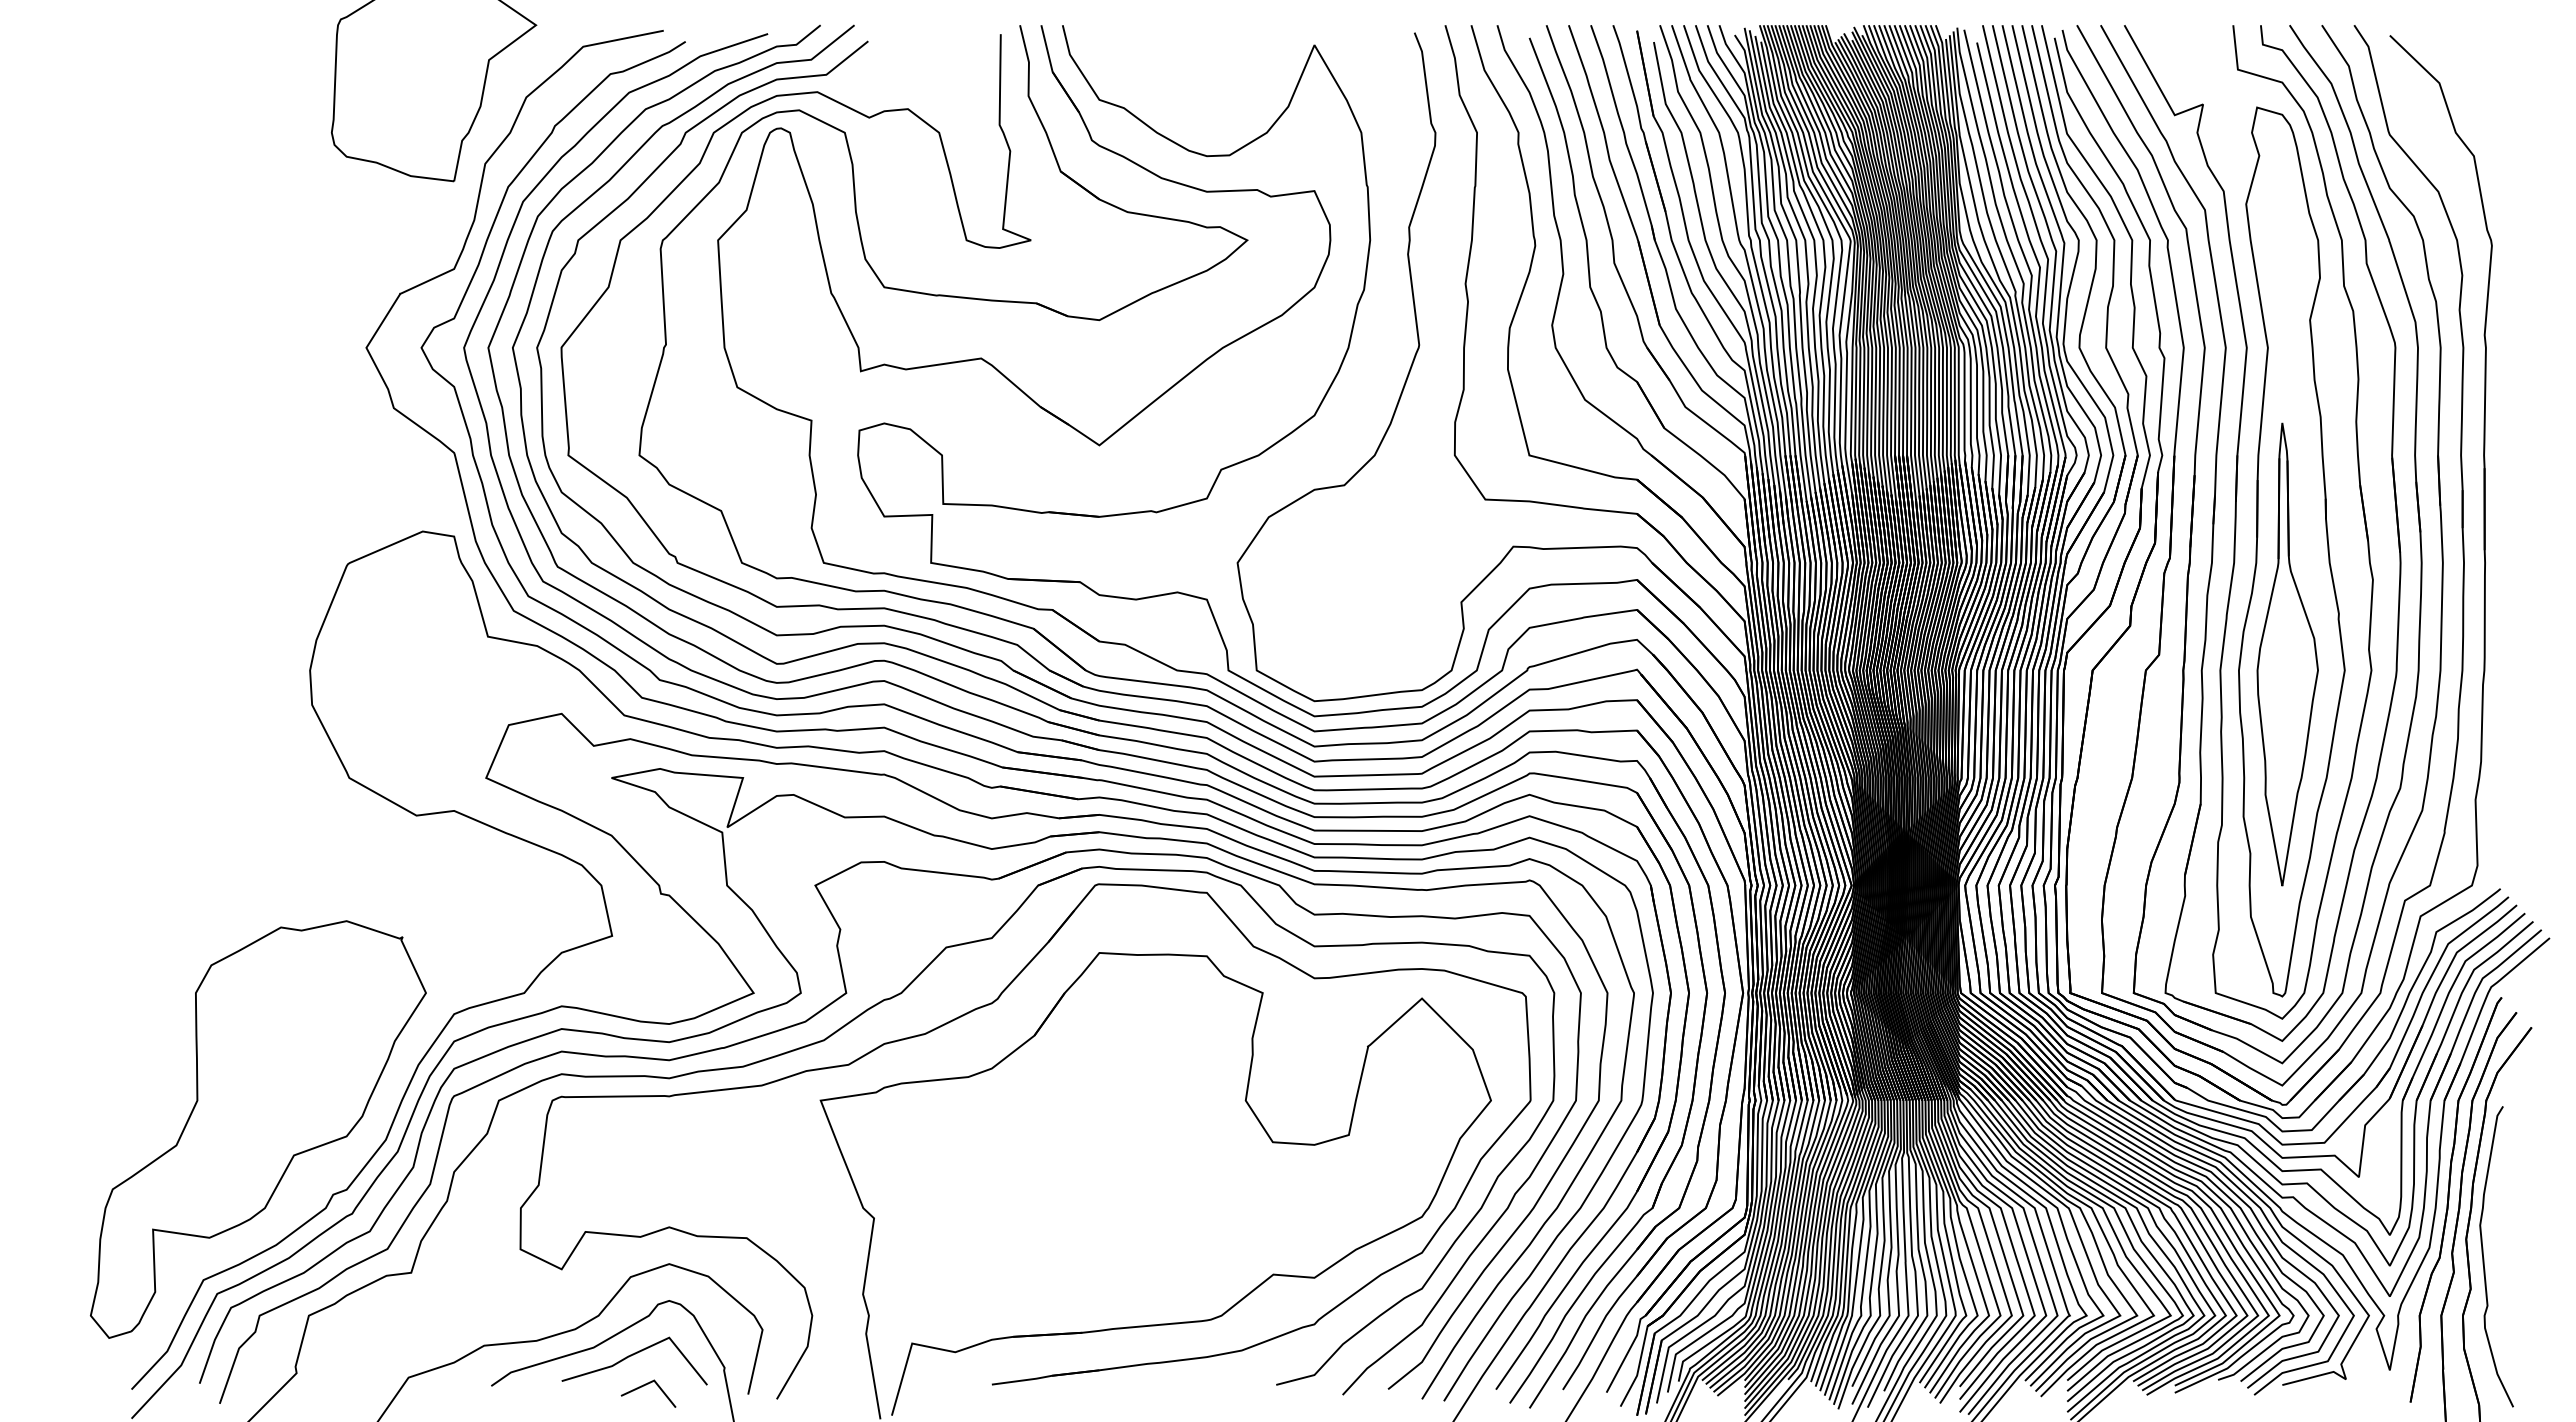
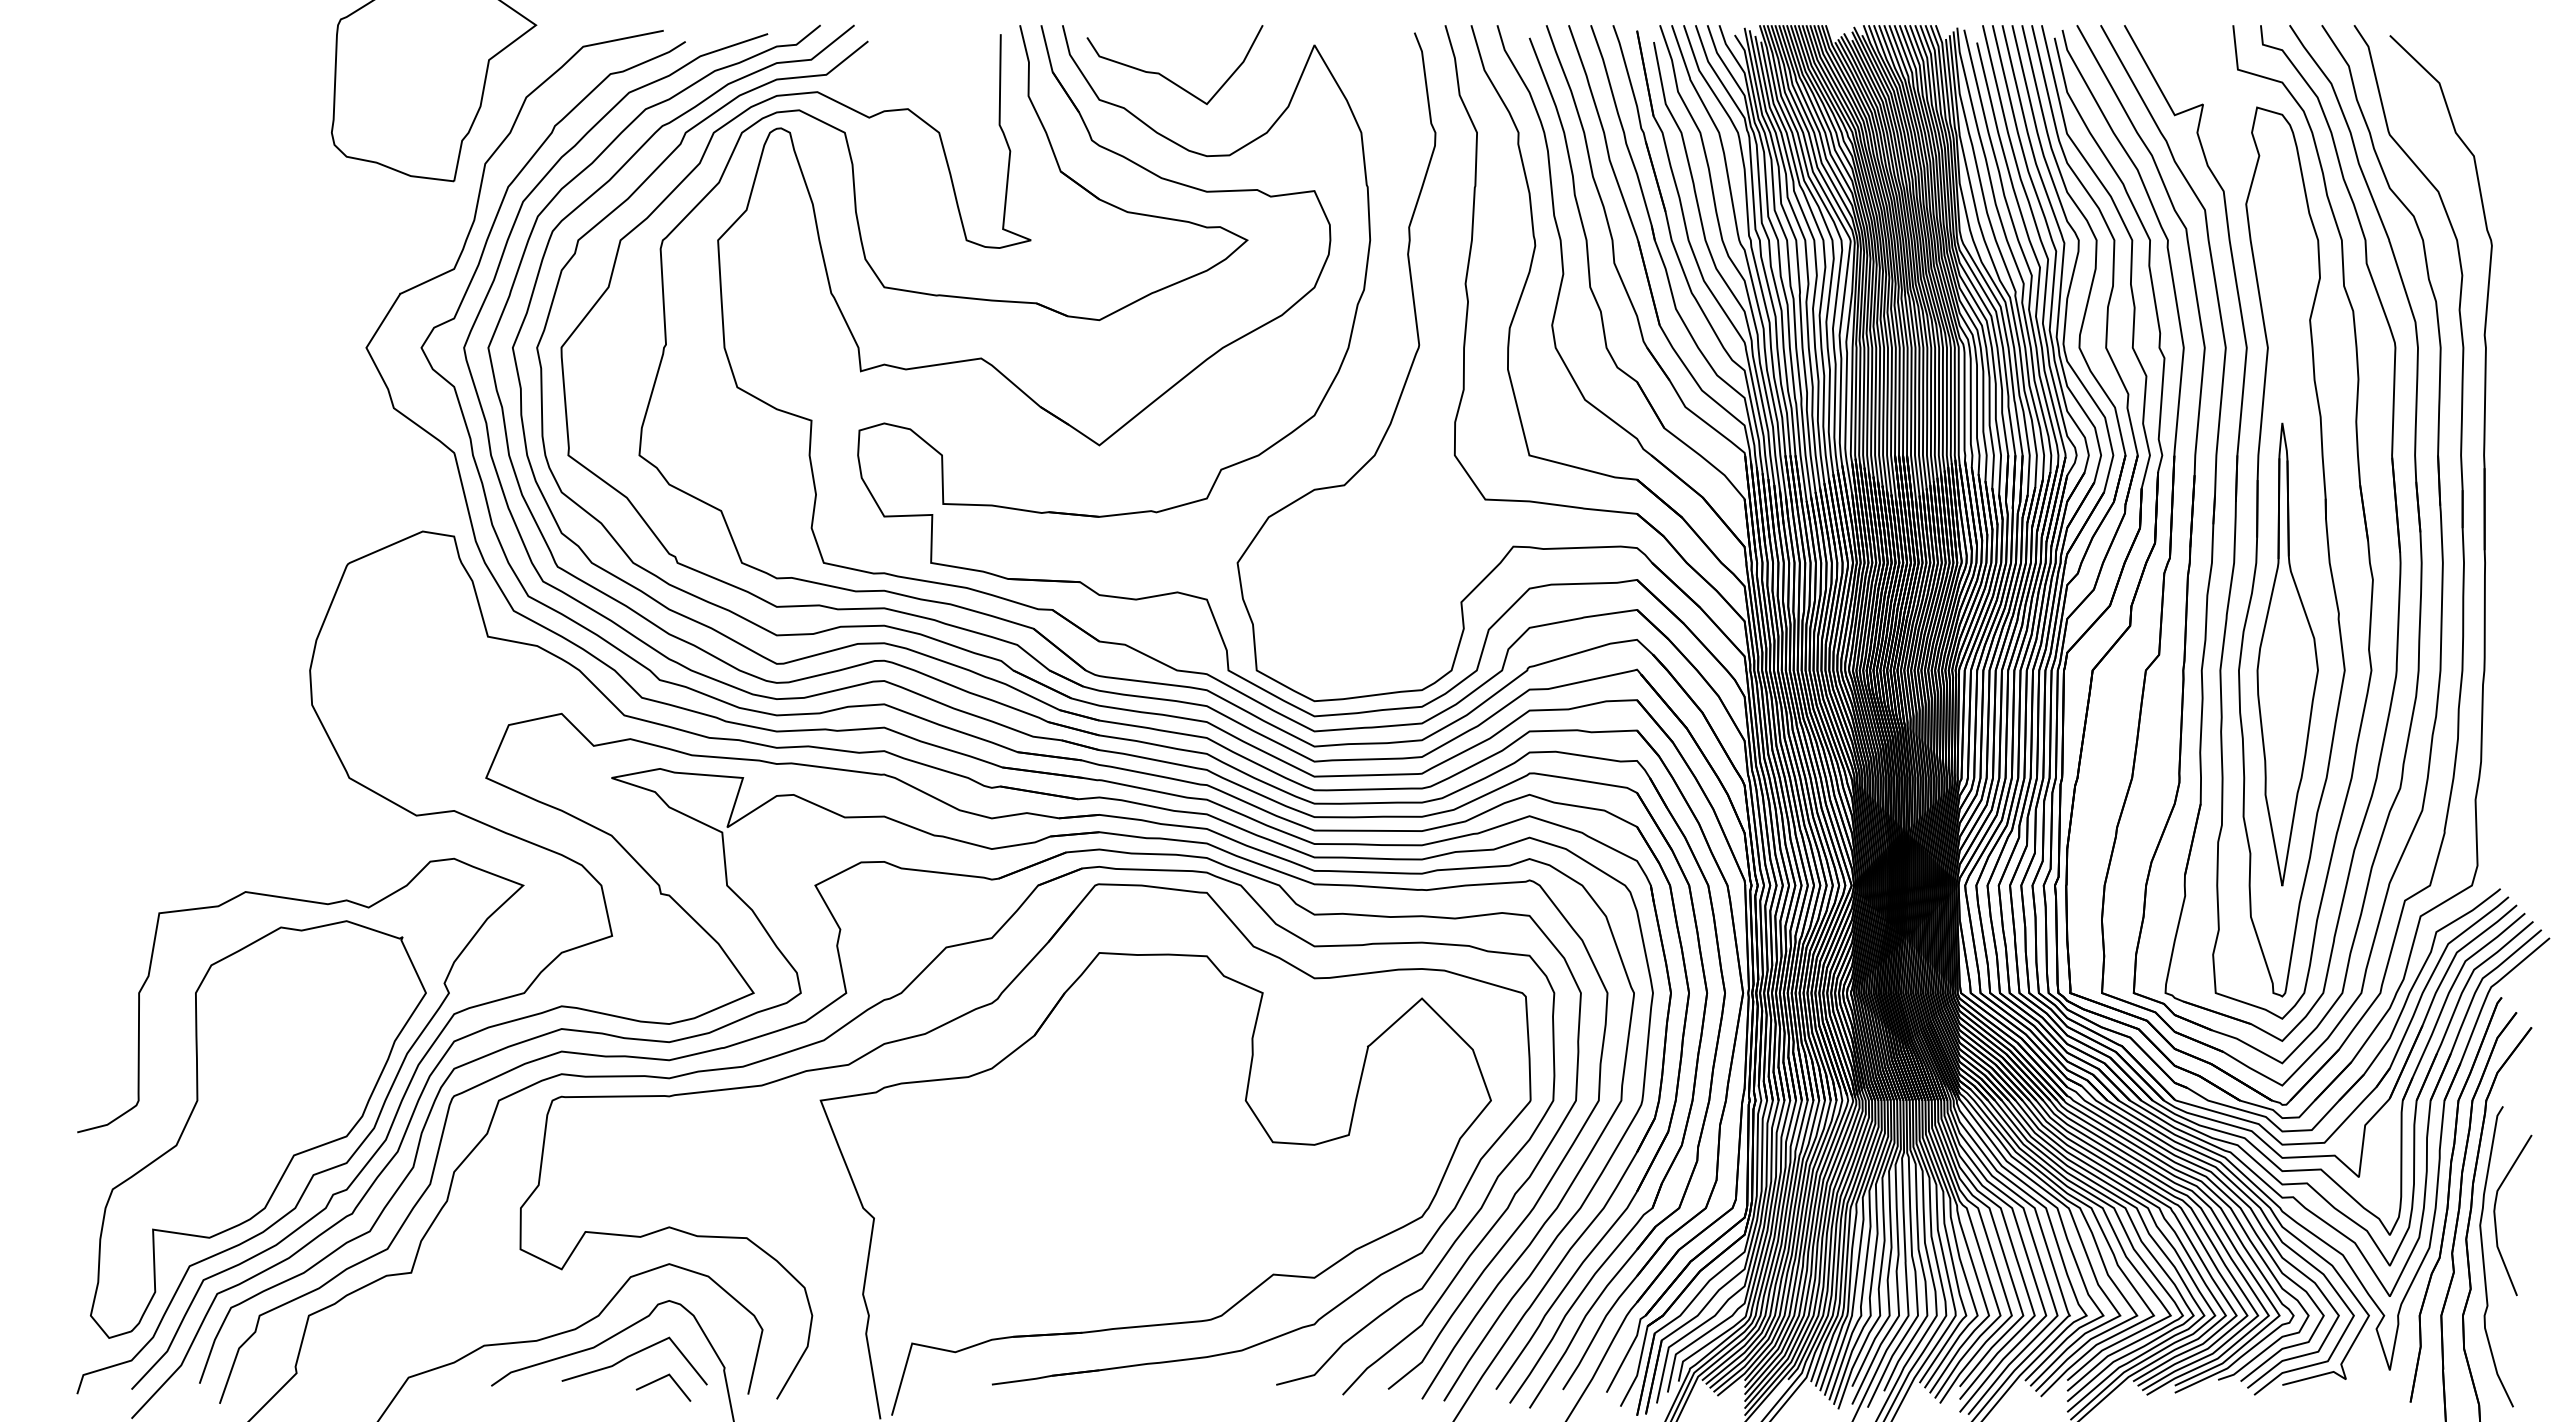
curve: none -> present (1165, 76)
curve: none -> present (319, 1171)
curve: none -> present (2495, 1215)
line position: (644, 1386) -> (659, 1380) (659, 1380)
